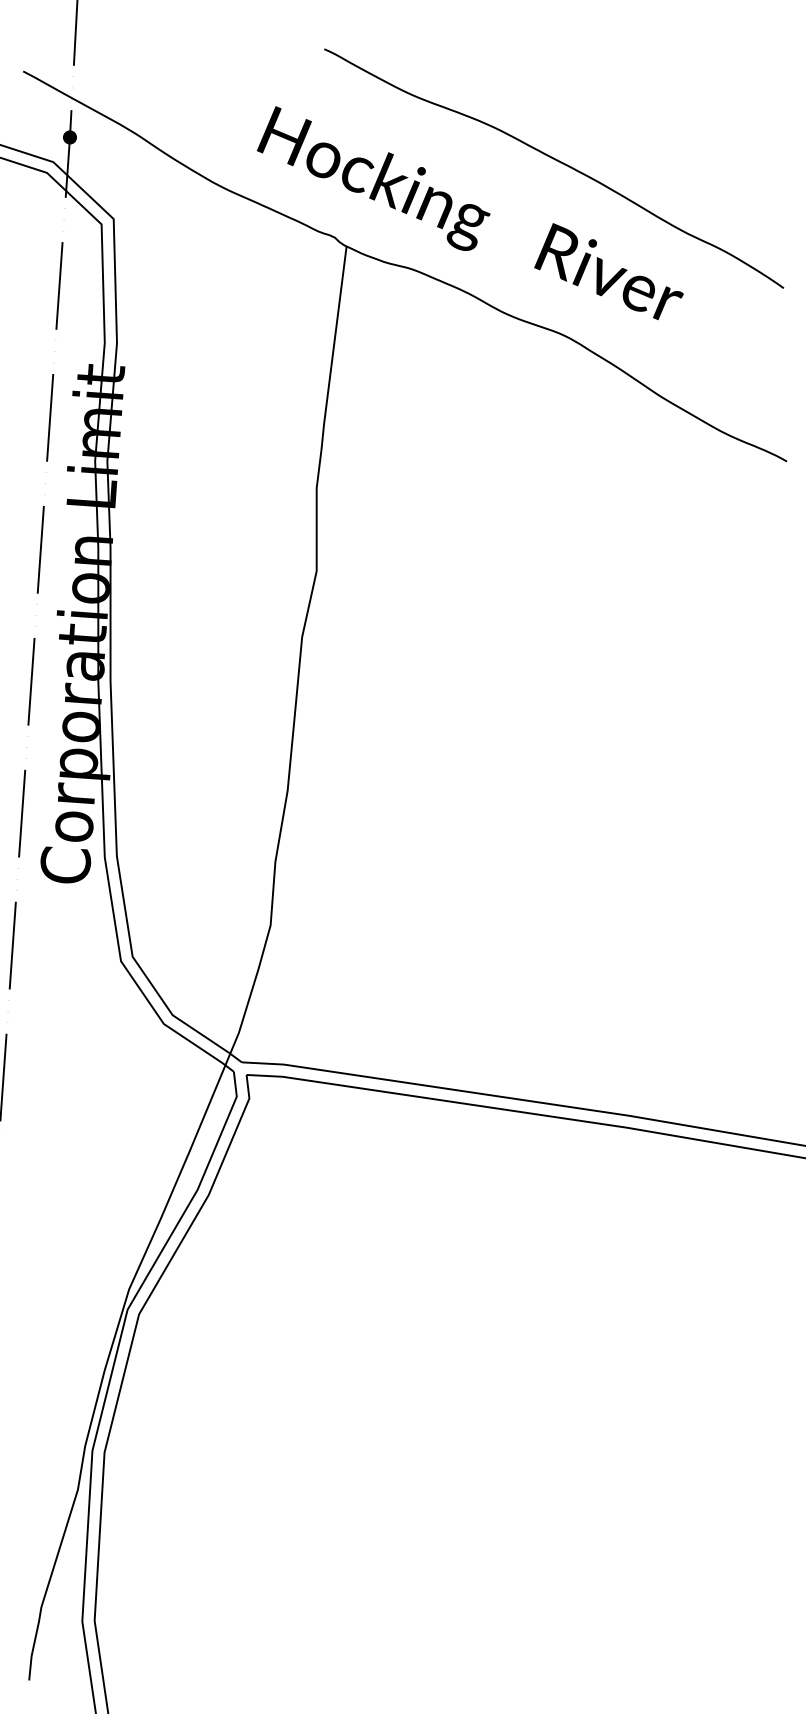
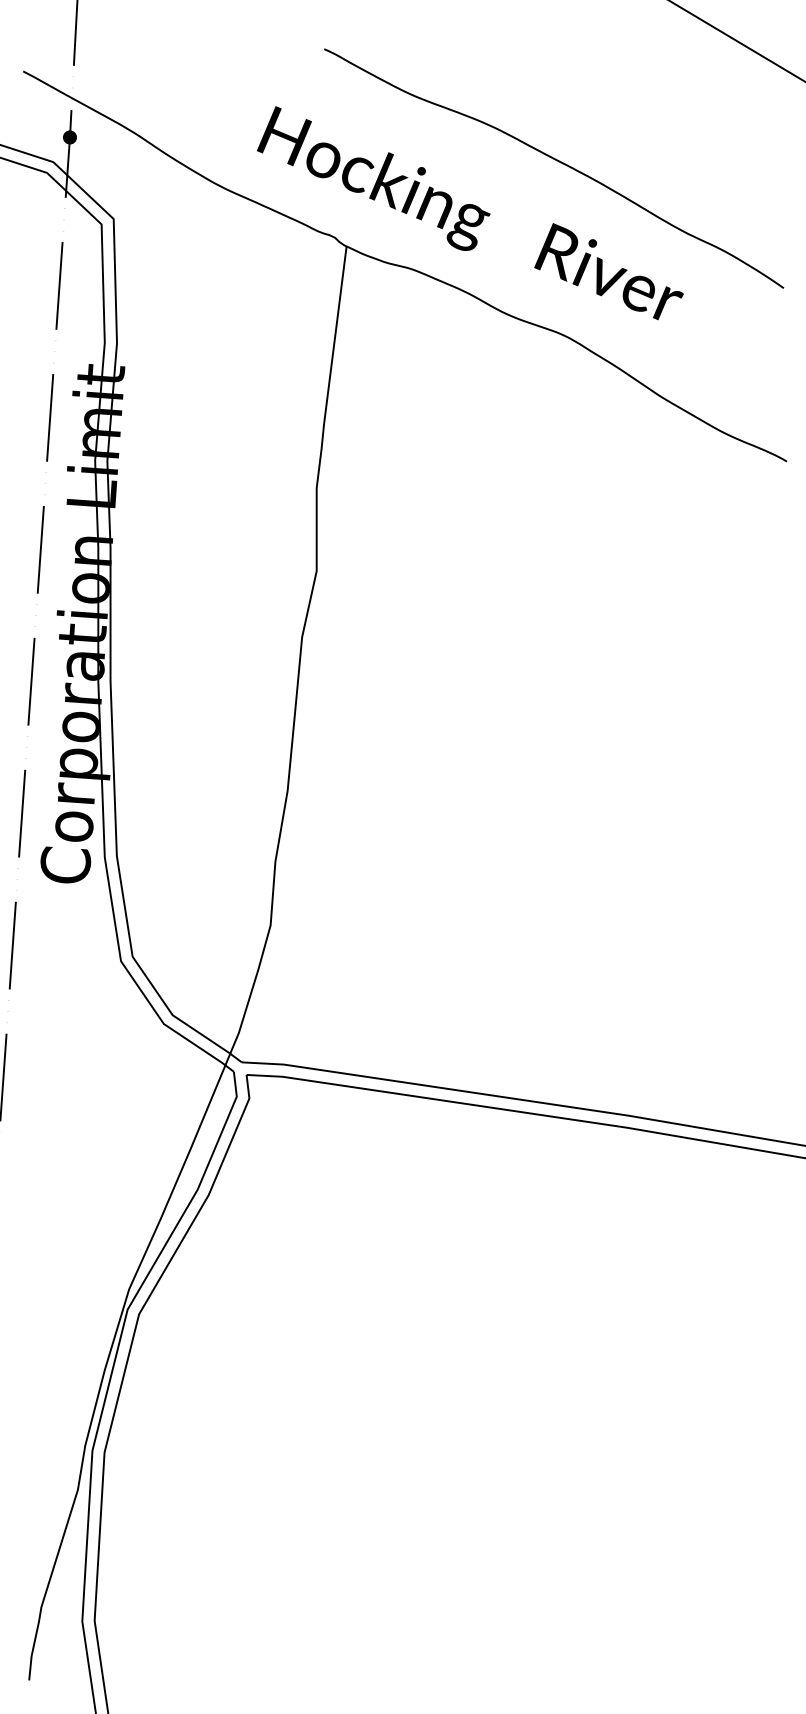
line: none -> present (736, 41)
